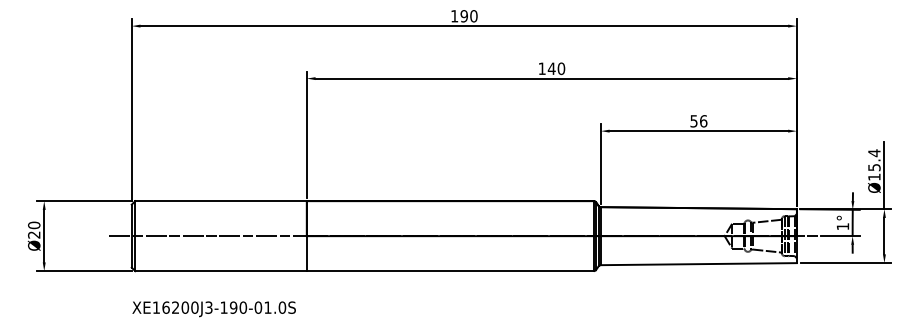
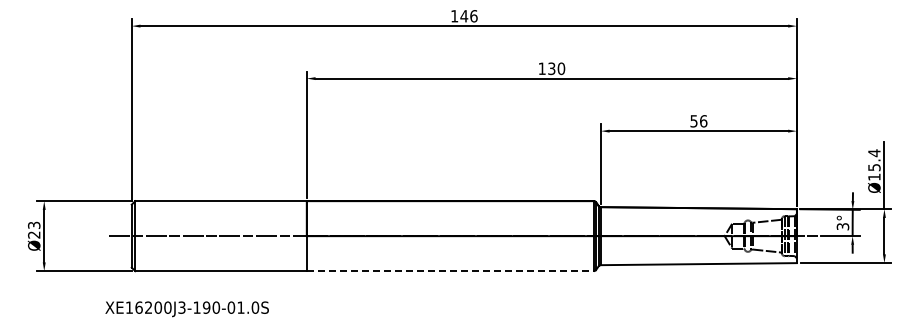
text: 190 -> 146 (468, 16)
text: 140 -> 130 (551, 68)
text: Ø20 -> Ø23 (34, 225)
text: 1° -> 3° (842, 226)
line: solid -> dashed (450, 271)
text position: (213, 309) -> (186, 309) (186, 309)
